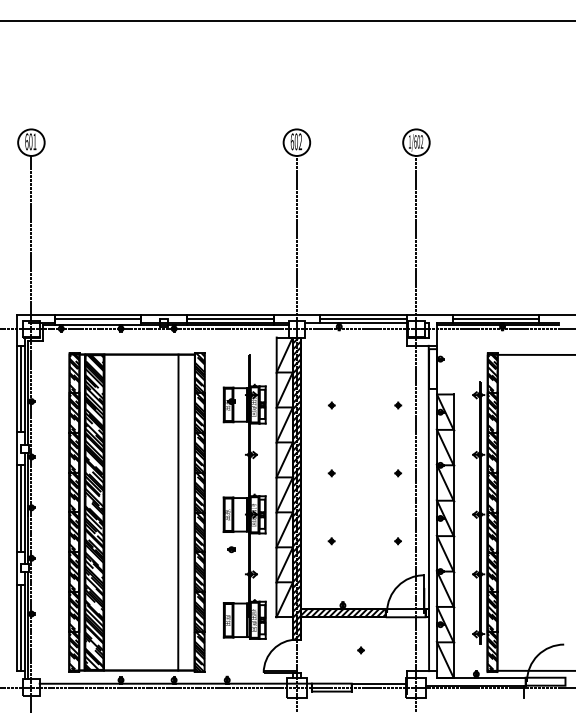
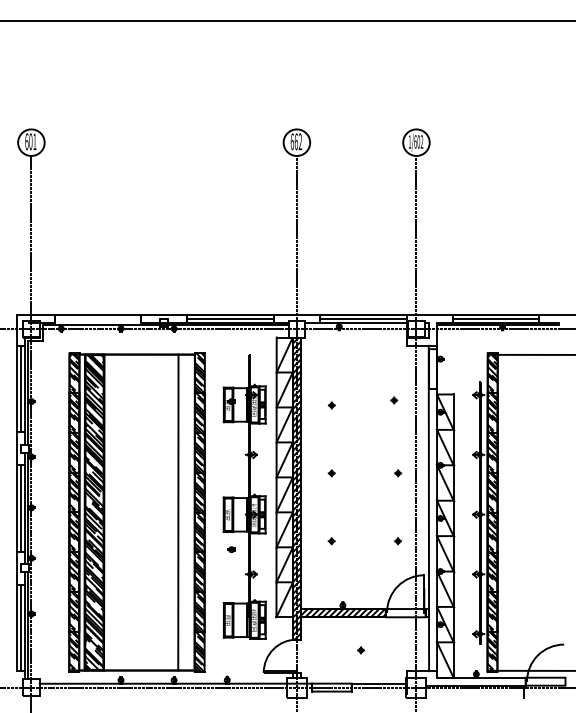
text: 602 -> 662 (296, 141)
line: present -> none (97, 319)
part position: (398, 405) -> (394, 400) (394, 400)
